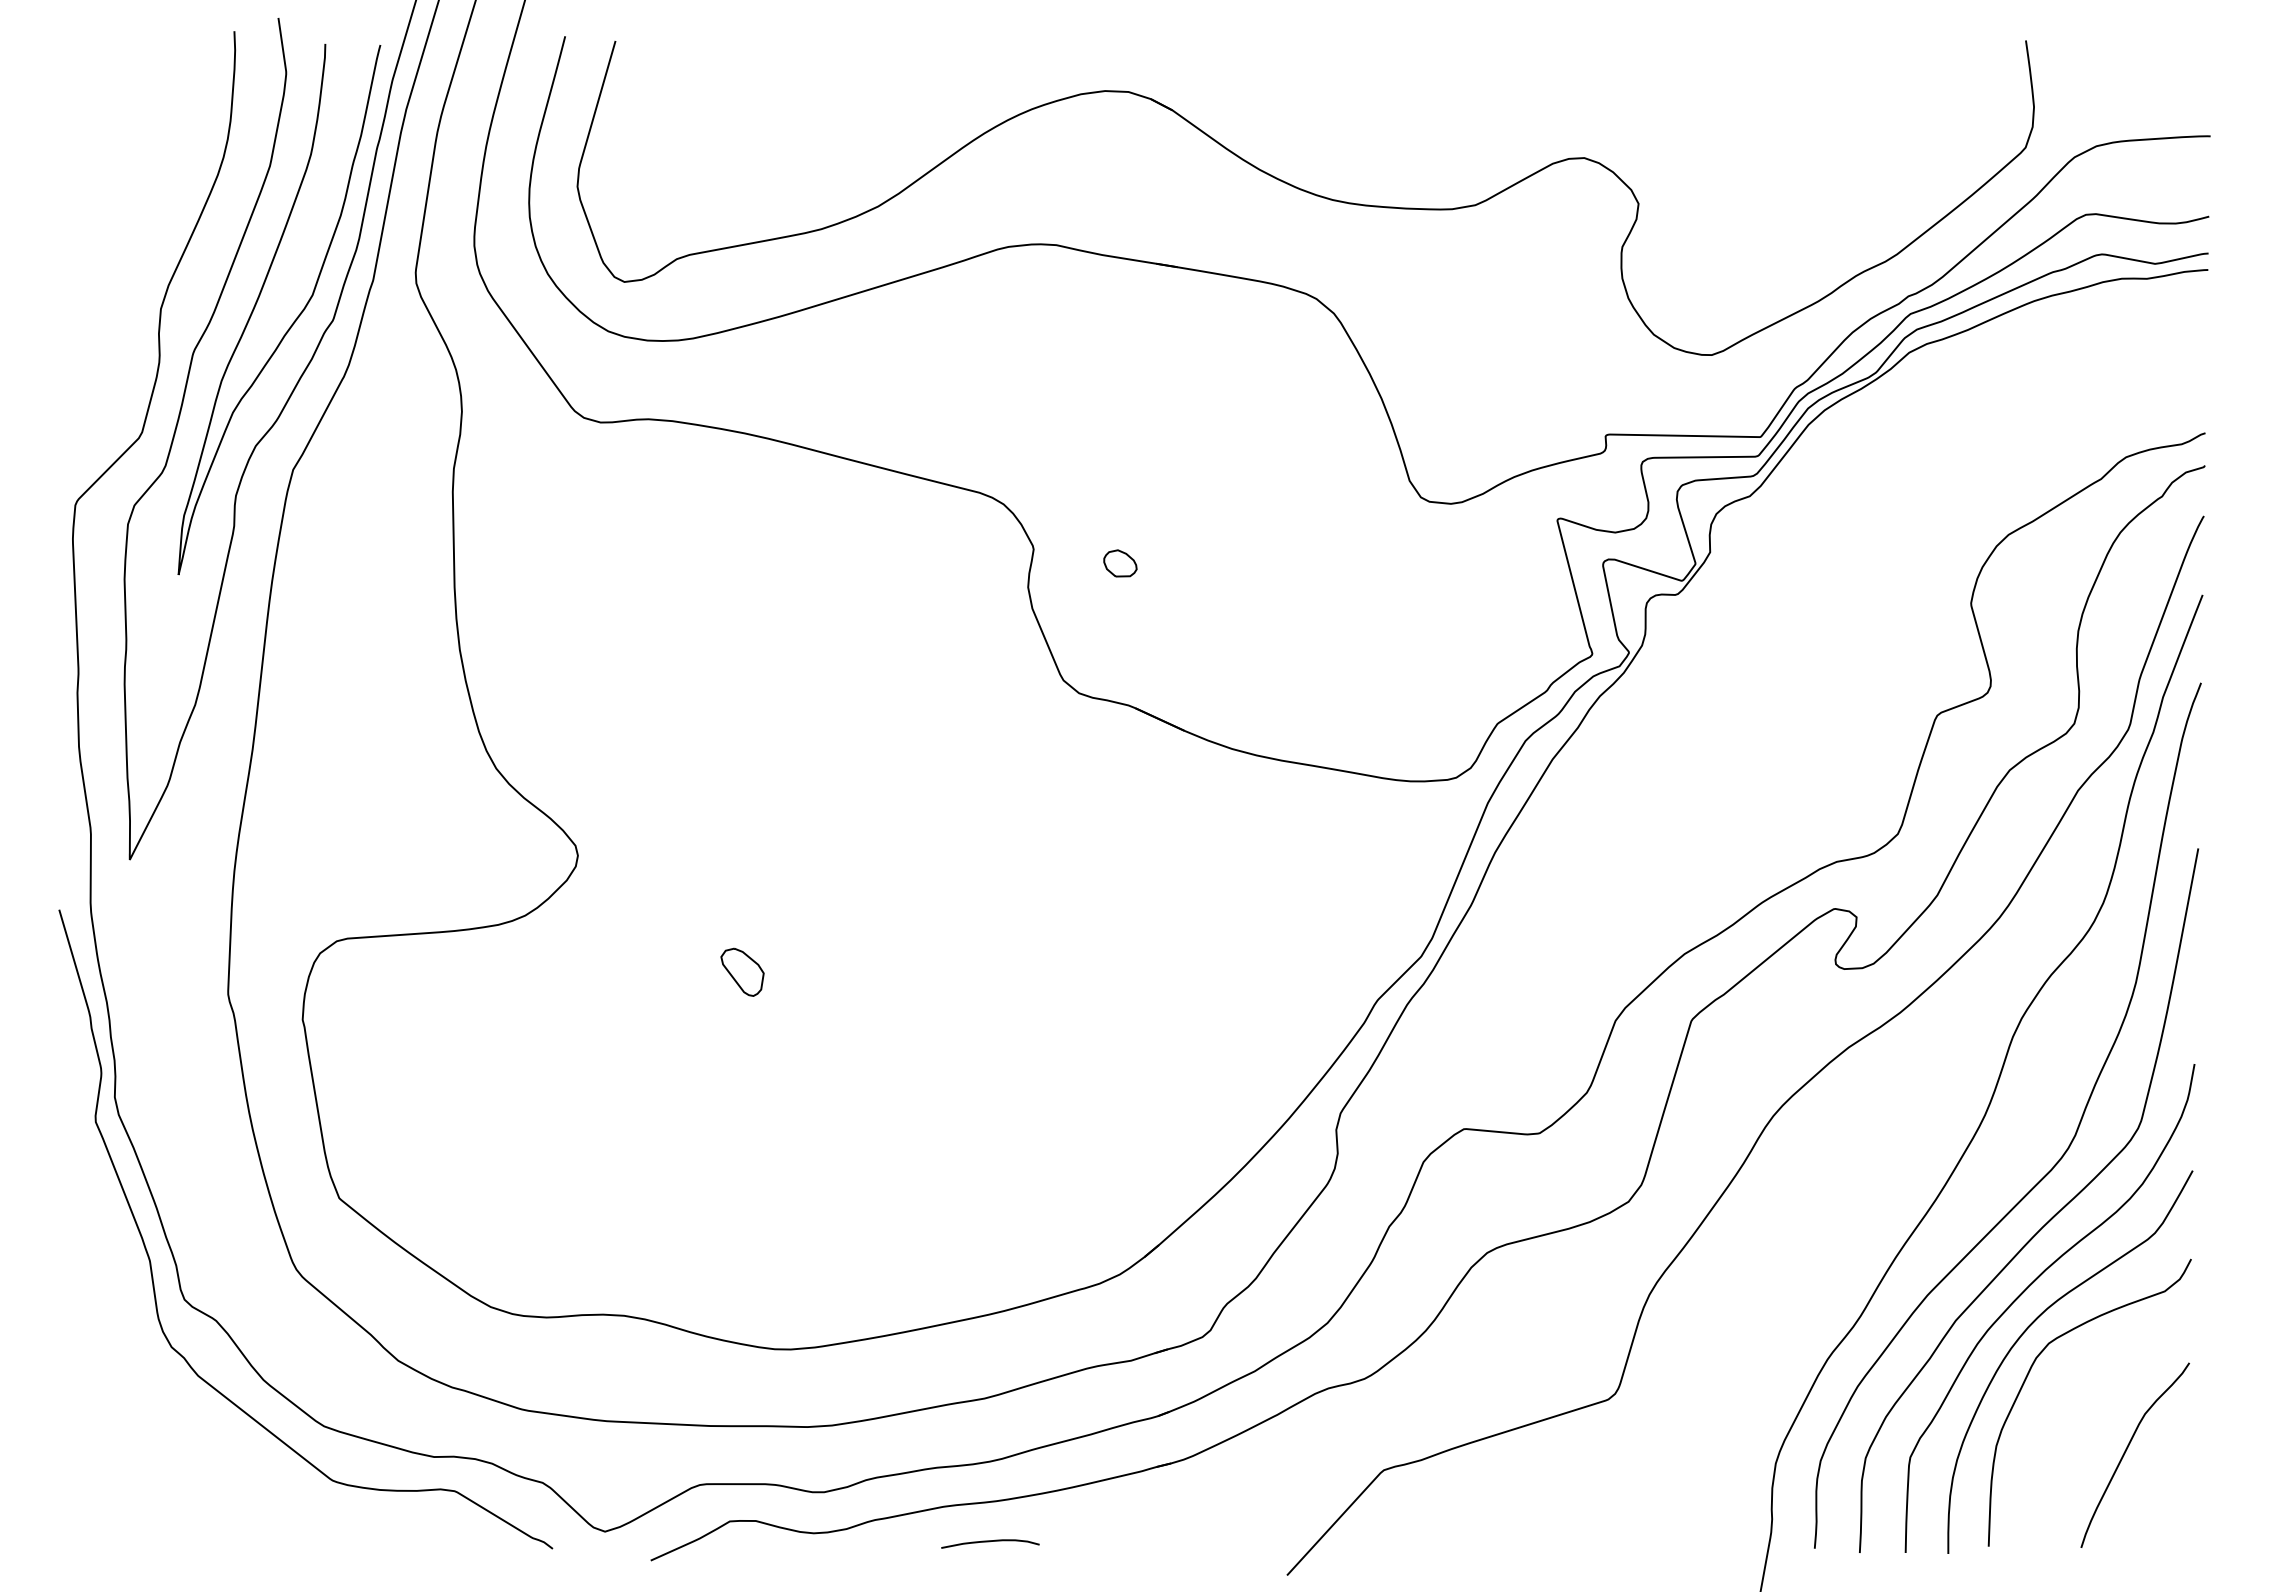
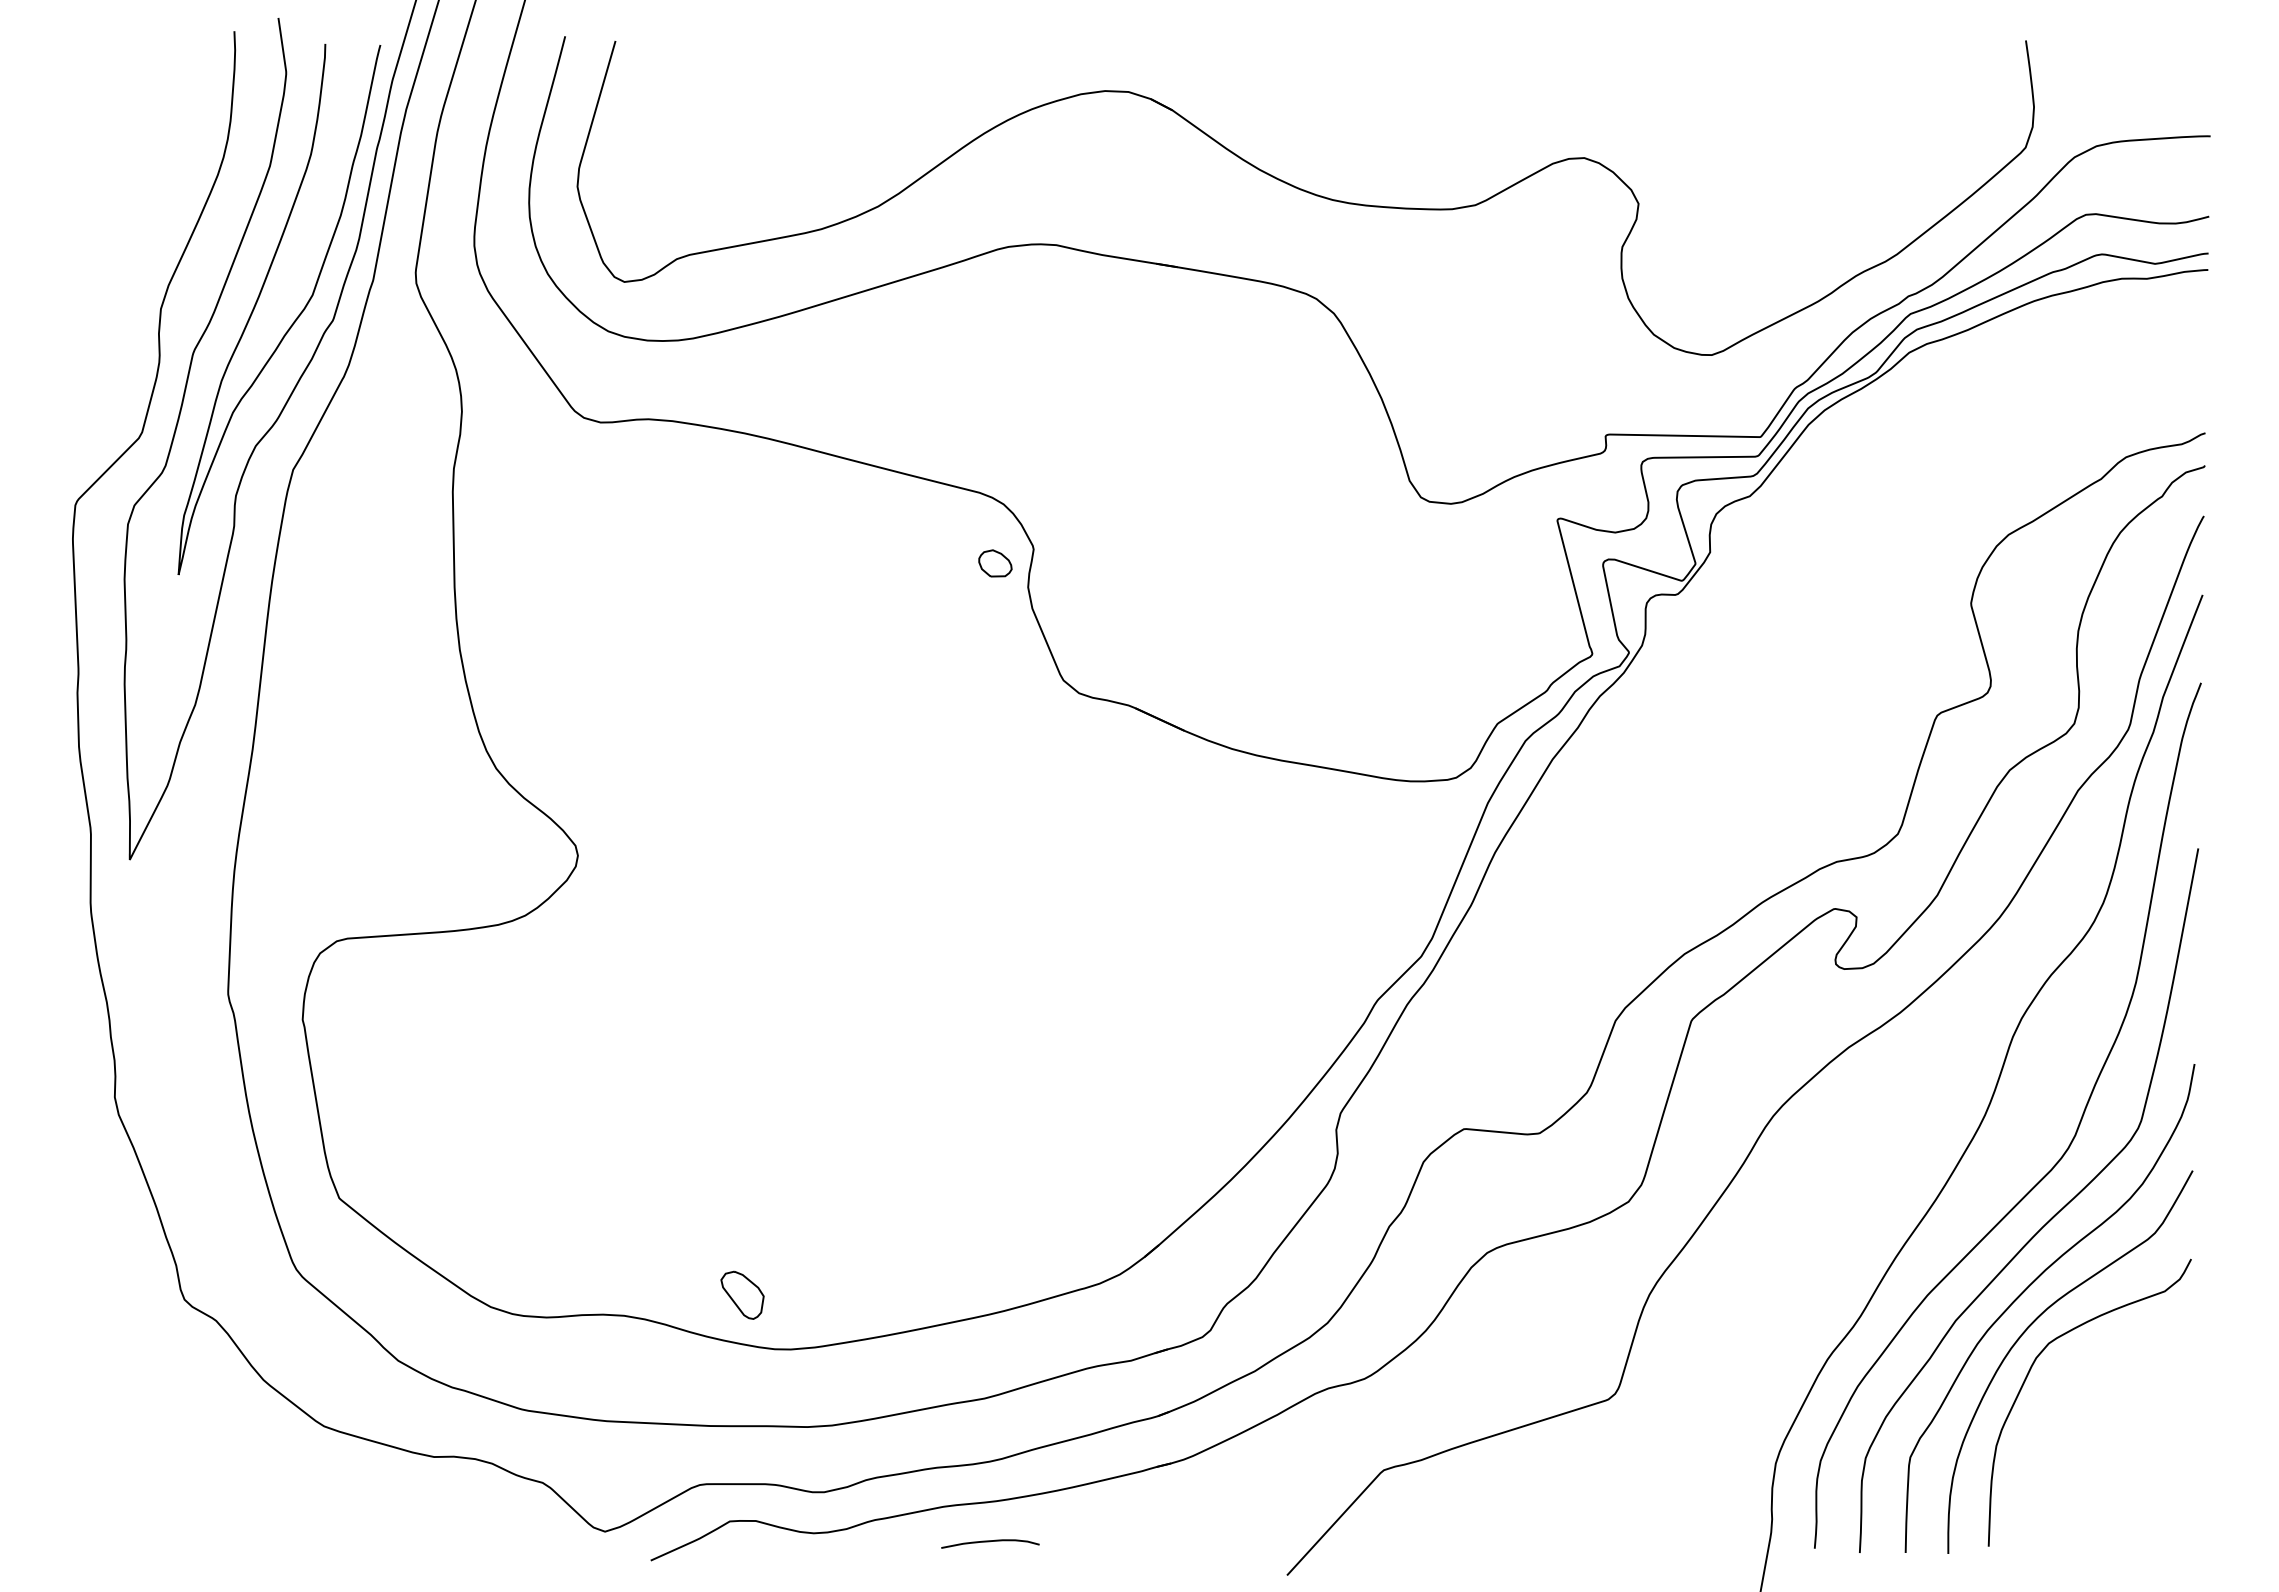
part position: (1120, 563) -> (995, 563) (995, 563)
part position: (742, 971) -> (742, 1294) (742, 1294)
curve: present -> none (151, 1262)
curve: present -> none (2126, 1451)
